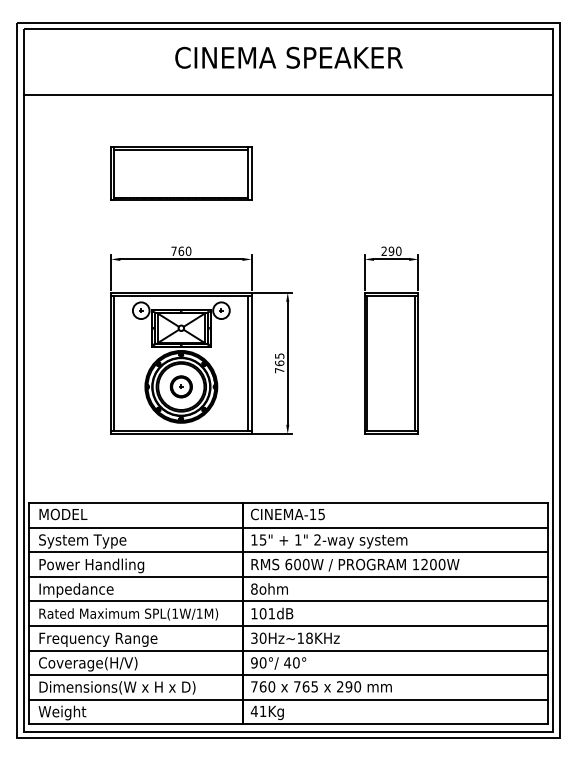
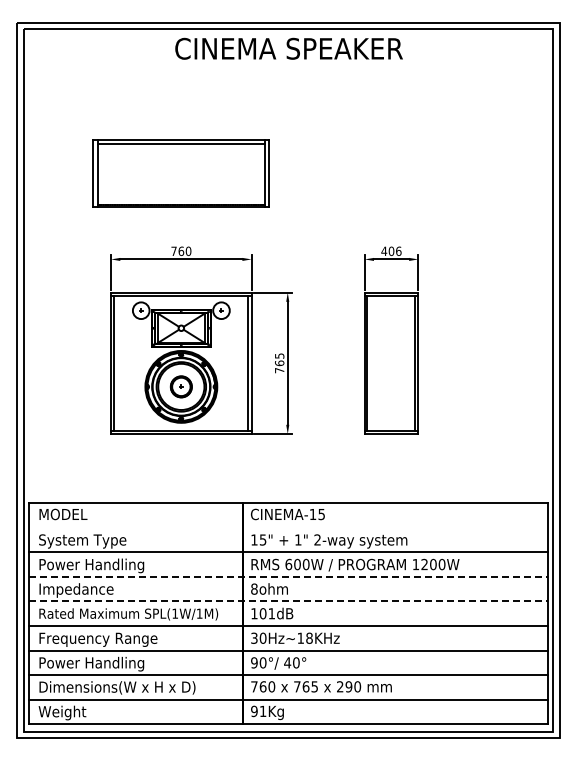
text position: (288, 57) -> (288, 48) (288, 48)
line: present -> none (288, 94)
part size: 143x55 px -> 178x69 px (180, 173)
text: 290 -> 406 (391, 250)
line: present -> none (288, 527)
line: solid -> dashed (289, 576)
line: solid -> dashed (289, 601)
text: Coverage(H/V) -> Power Handling (91, 663)
text: 41Kg -> 91Kg (253, 711)
